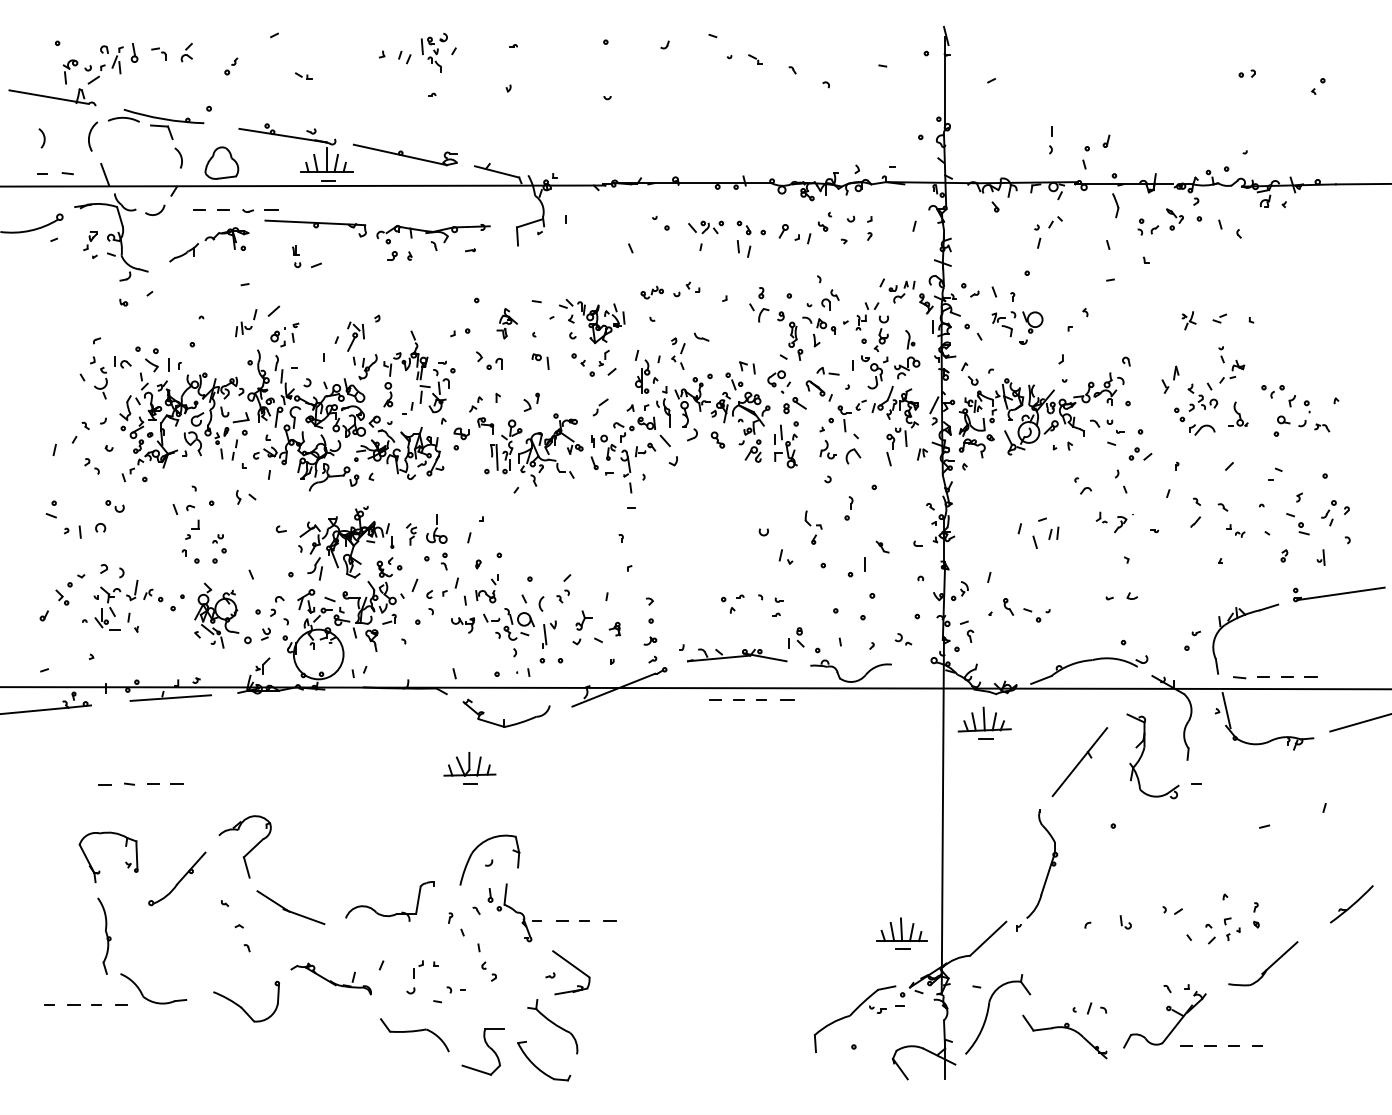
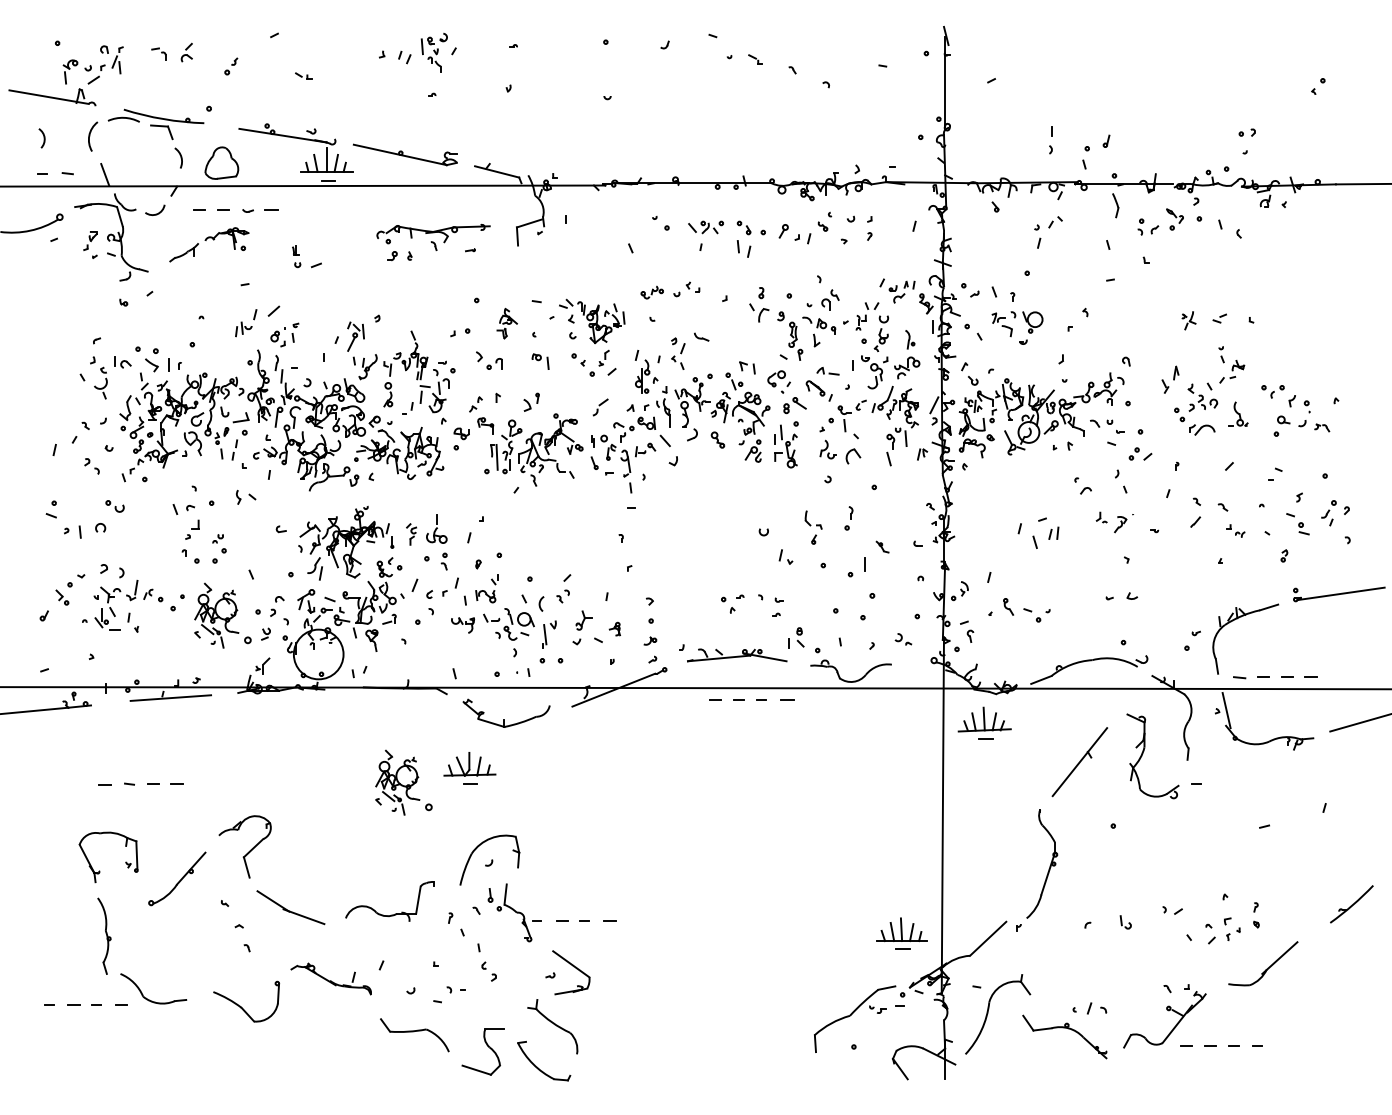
part: present -> none (134, 52)
part position: (1246, 73) -> (1246, 132) (1246, 132)
part: present -> none (315, 228)
part position: (848, 508) -> (848, 518) (848, 518)
part: present -> none (1320, 557)
part: none -> present (403, 782)
part: present -> none (418, 969)
